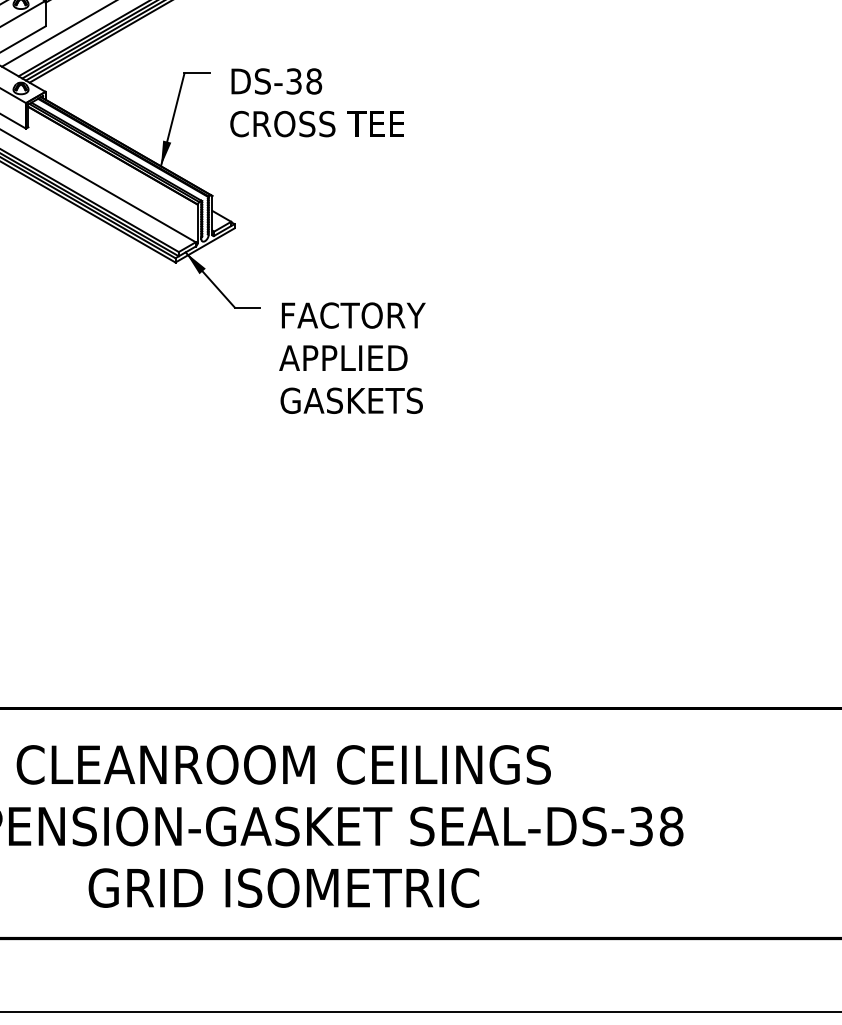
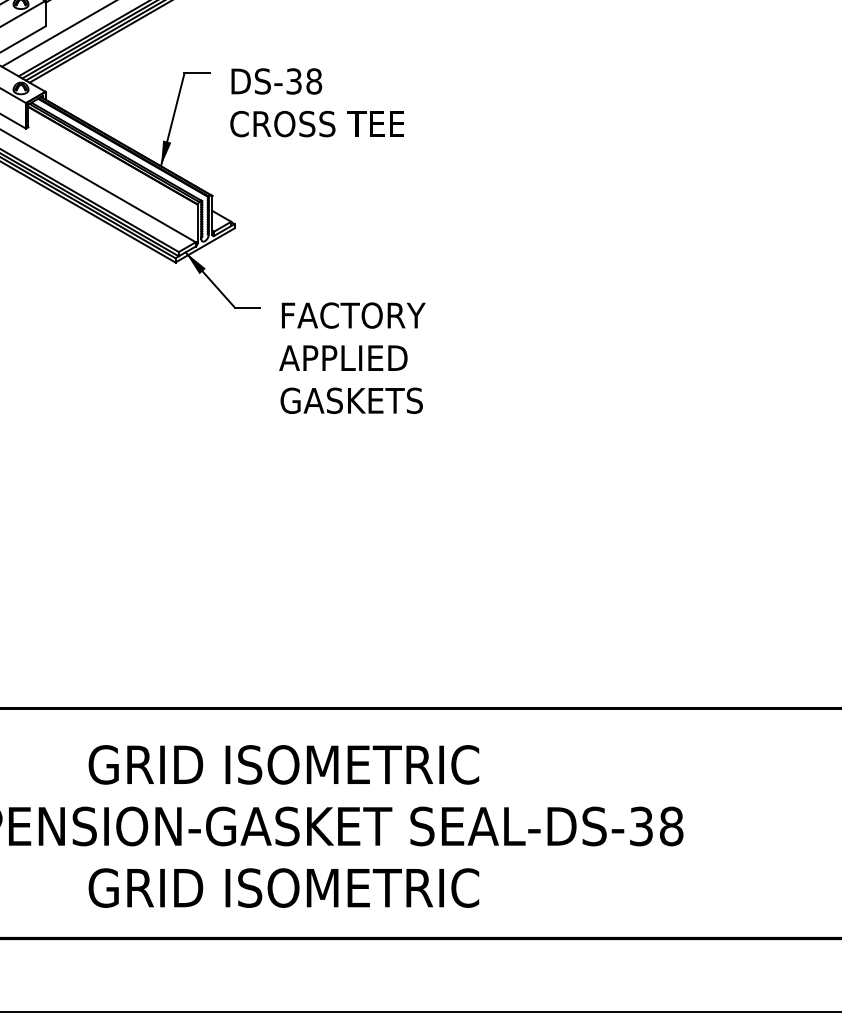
text: CLEANROOM CEILINGS -> GRID ISOMETRIC (283, 764)
